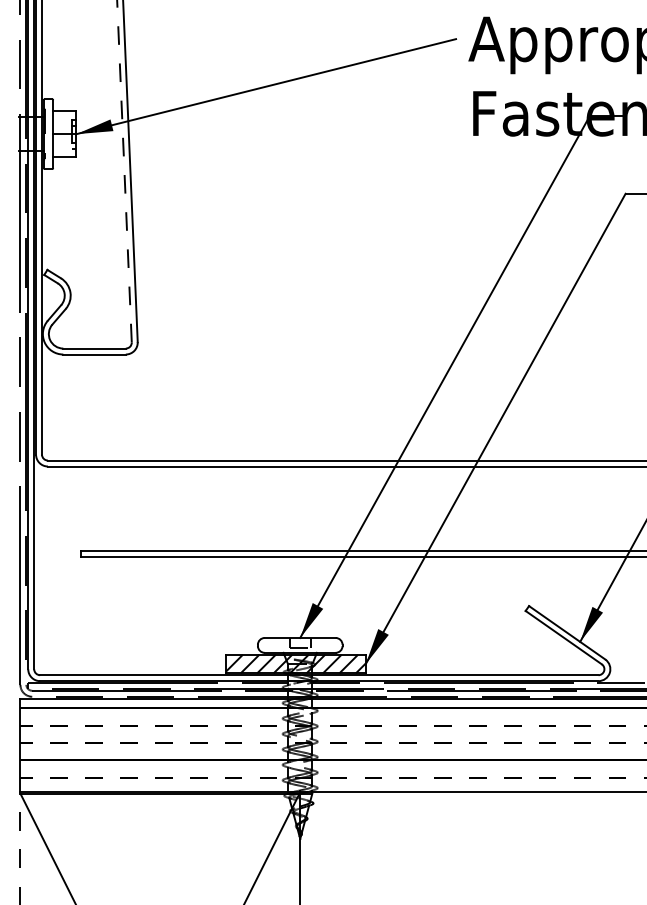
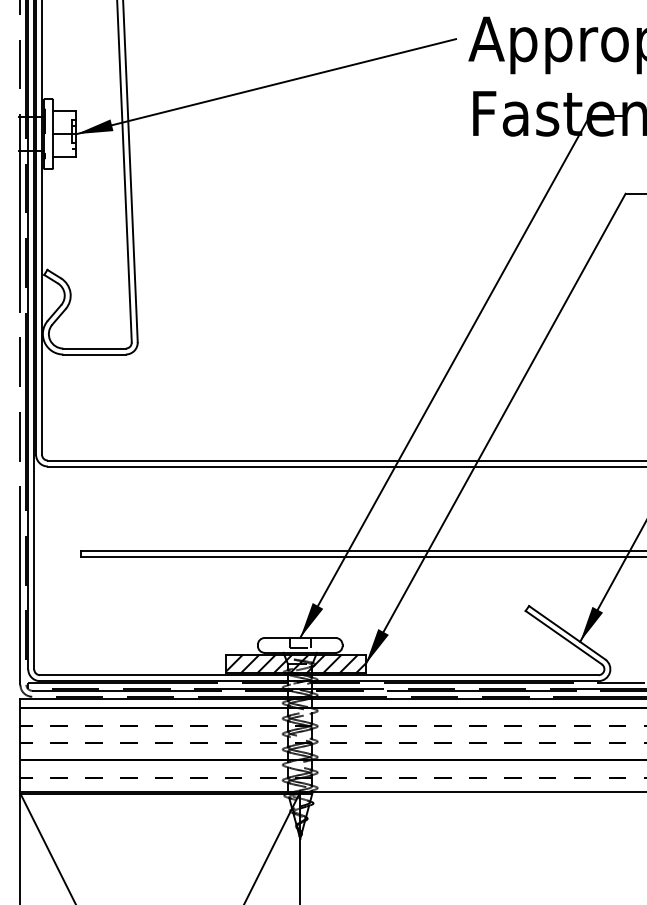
line: dashed -> solid (124, 171)
line: dashed -> solid (20, 848)
